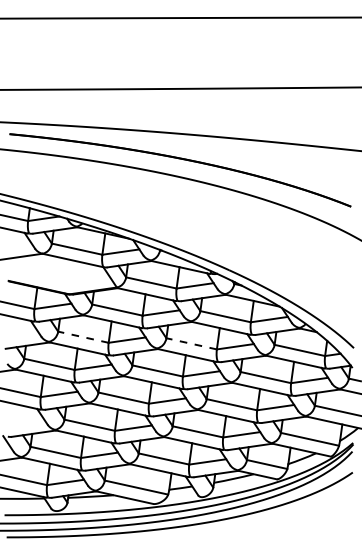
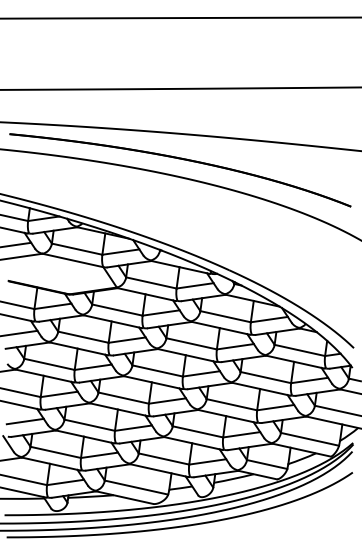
line: none -> present (16, 244)
line: none -> present (19, 332)
line: dashed -> solid (83, 337)
line: dashed -> solid (191, 343)
line: none -> present (24, 421)
